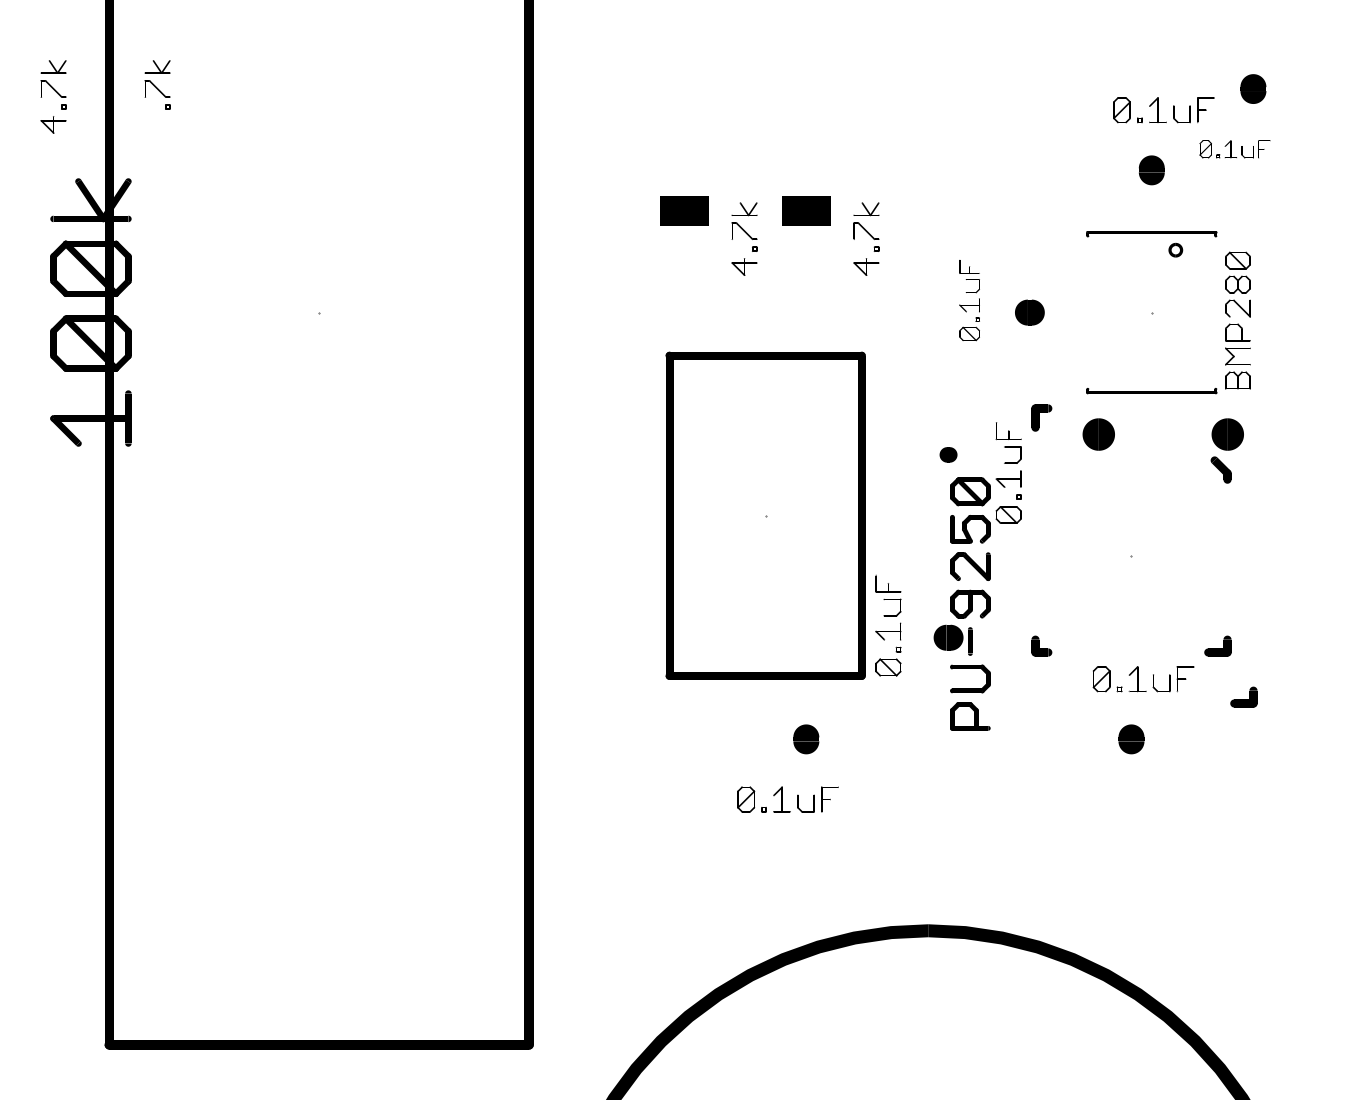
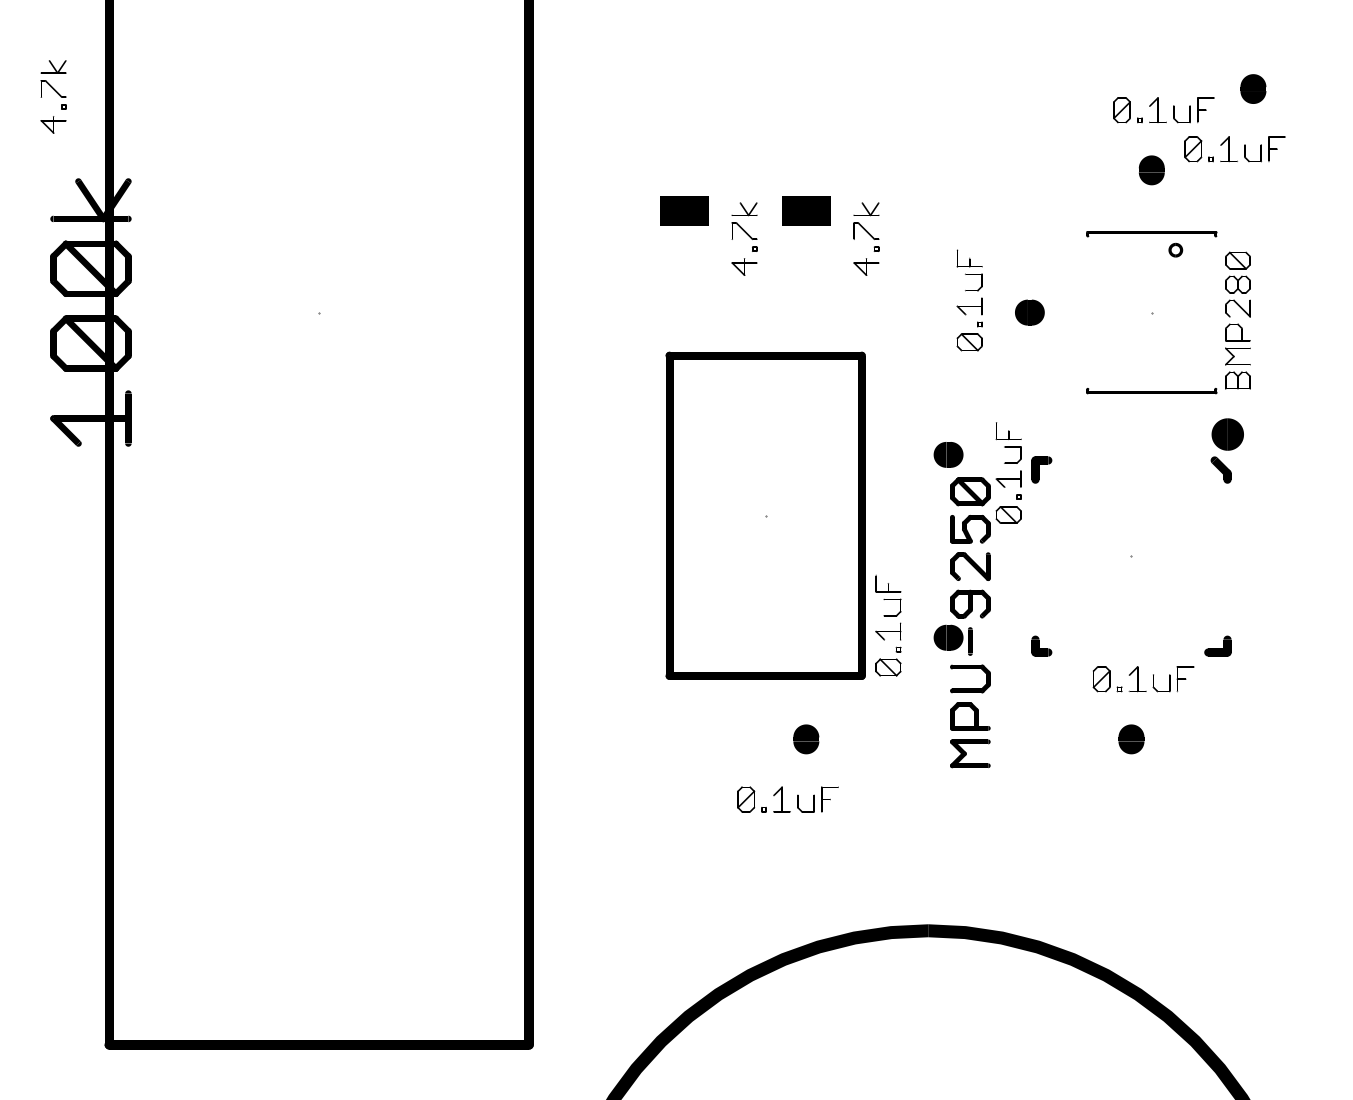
part: present -> none (157, 84)
part size: 72x19 px -> 102x27 px (1234, 149)
part size: 21x82 px -> 27x103 px (969, 300)
part position: (1041, 417) -> (1041, 469) (1041, 469)
part: present -> none (1098, 434)
part size: 19x16 px -> 31x26 px (948, 454)
part: present -> none (1243, 696)
part: none -> present (970, 753)
